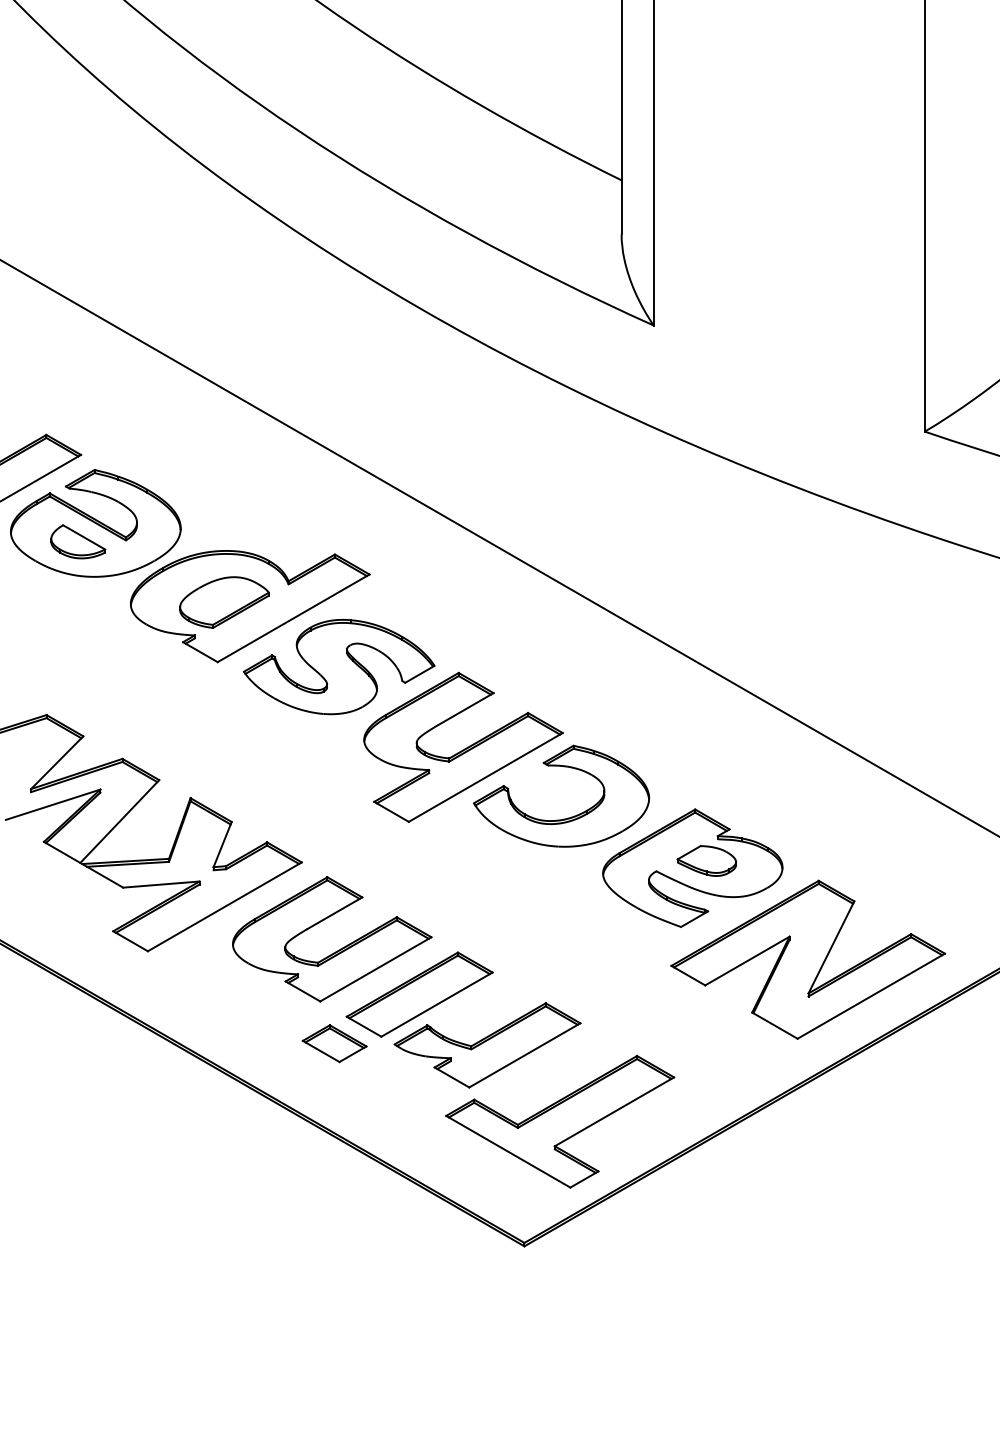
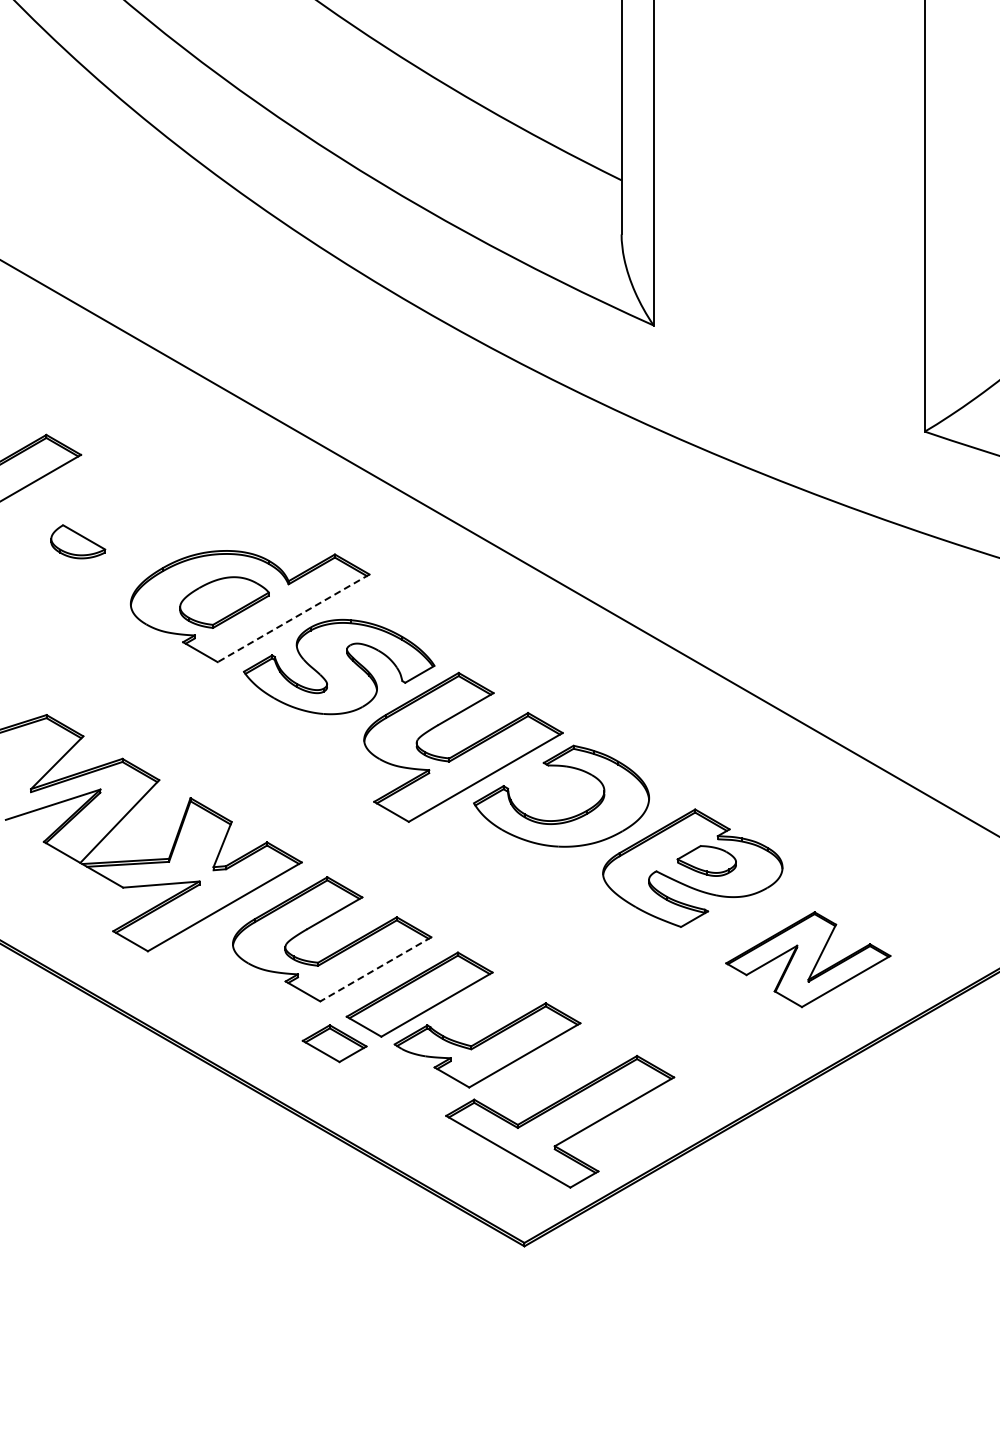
part: present -> none (95, 523)
line: solid -> dashed (293, 618)
part size: 277x161 px -> 167x98 px (808, 959)
line: solid -> dashed (375, 969)
